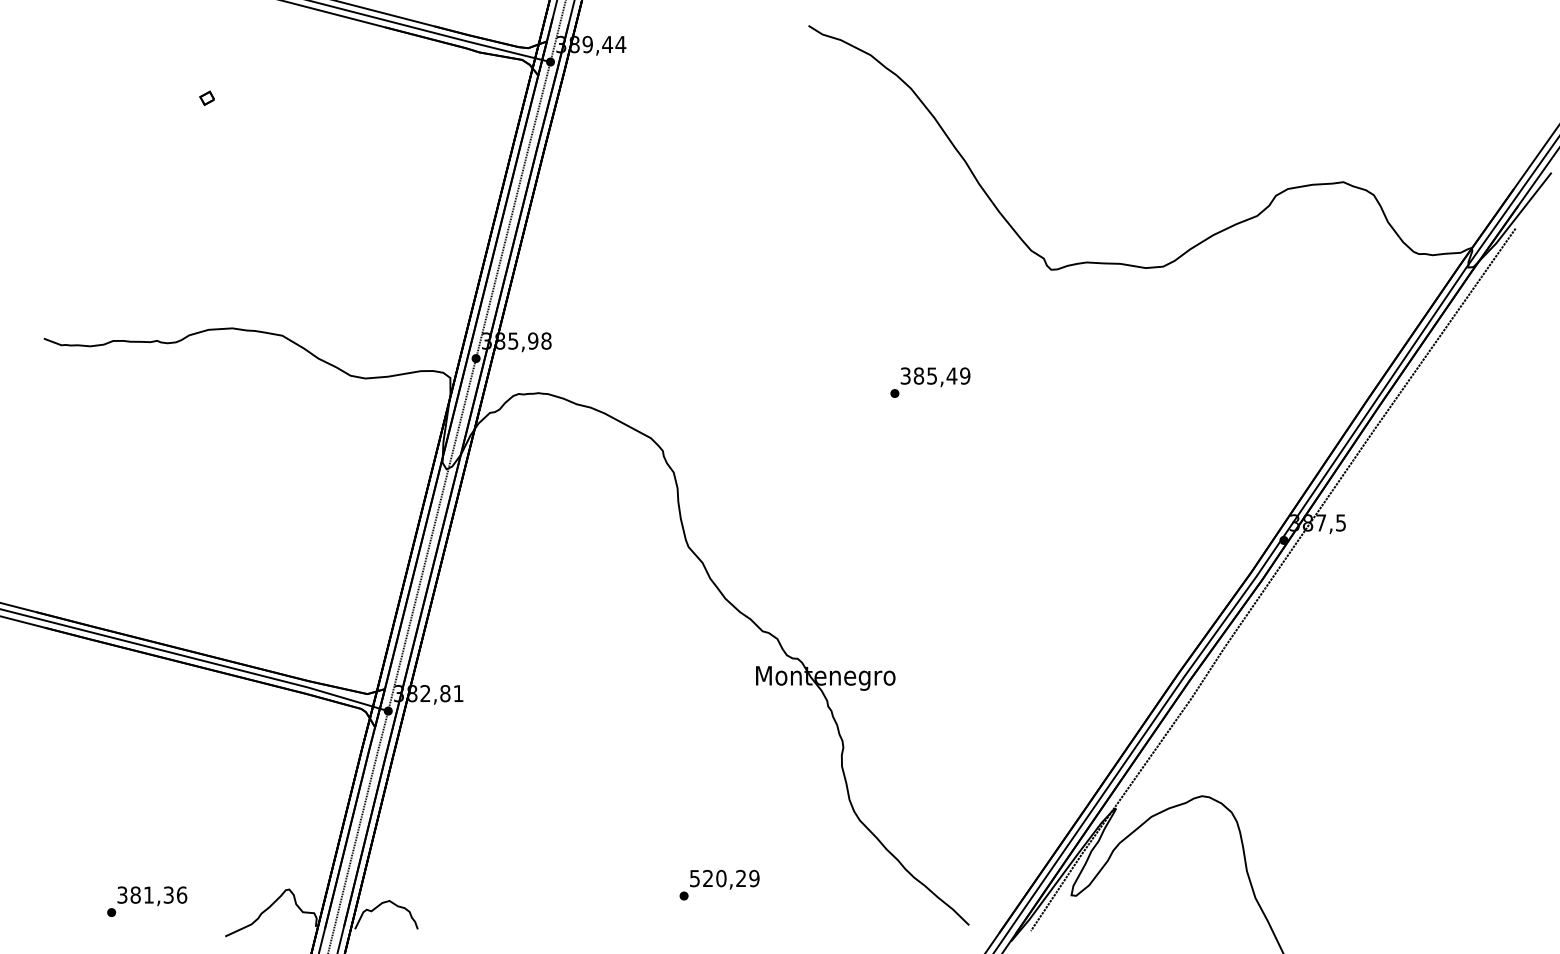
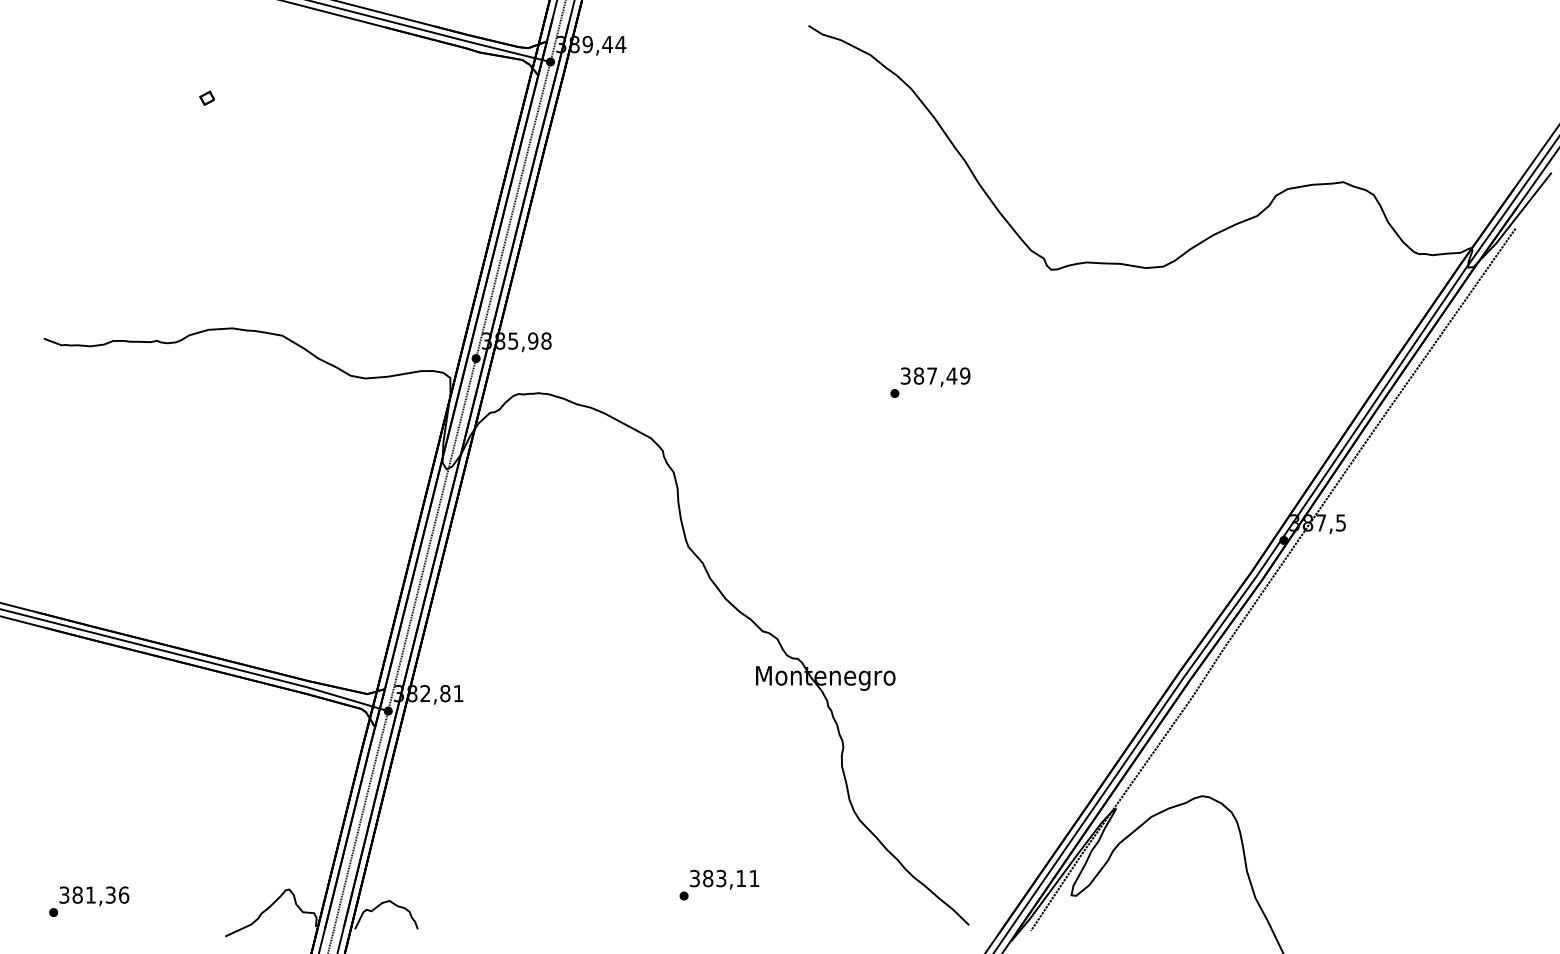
text: 385,49 -> 387,49 (931, 375)
text: 520,29 -> 383,11 (724, 878)
text position: (147, 901) -> (89, 901) (89, 901)
